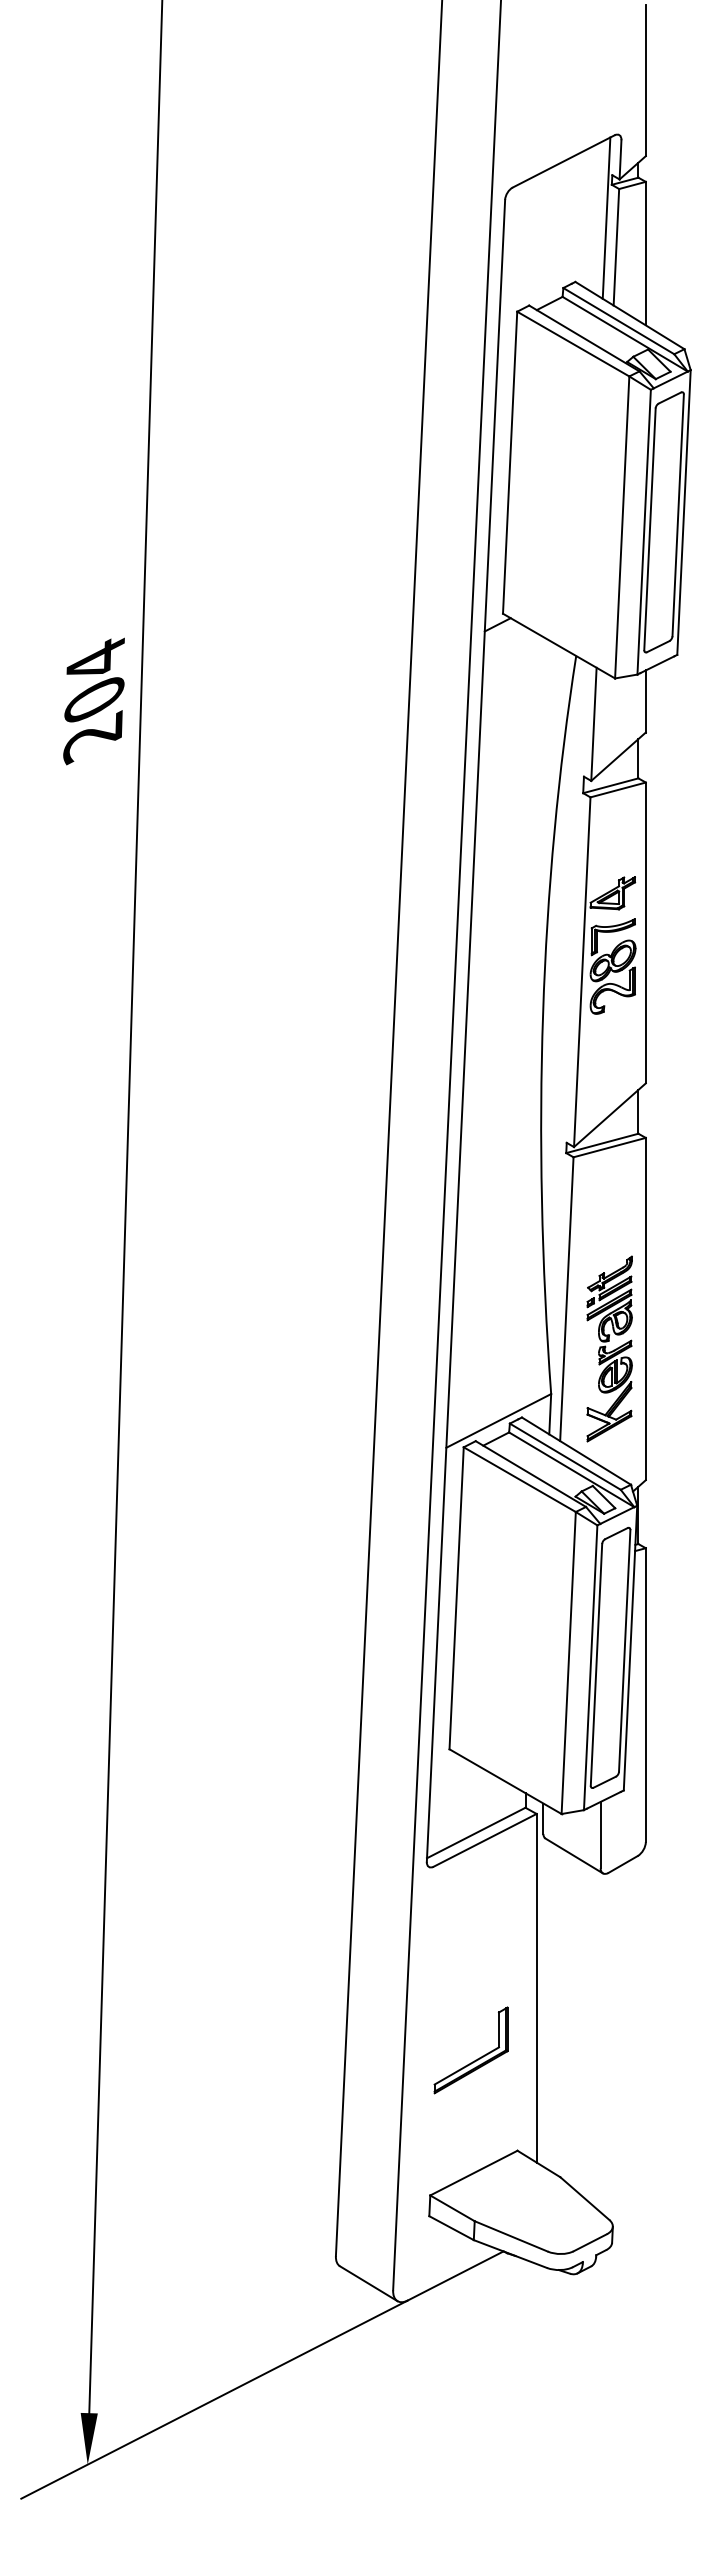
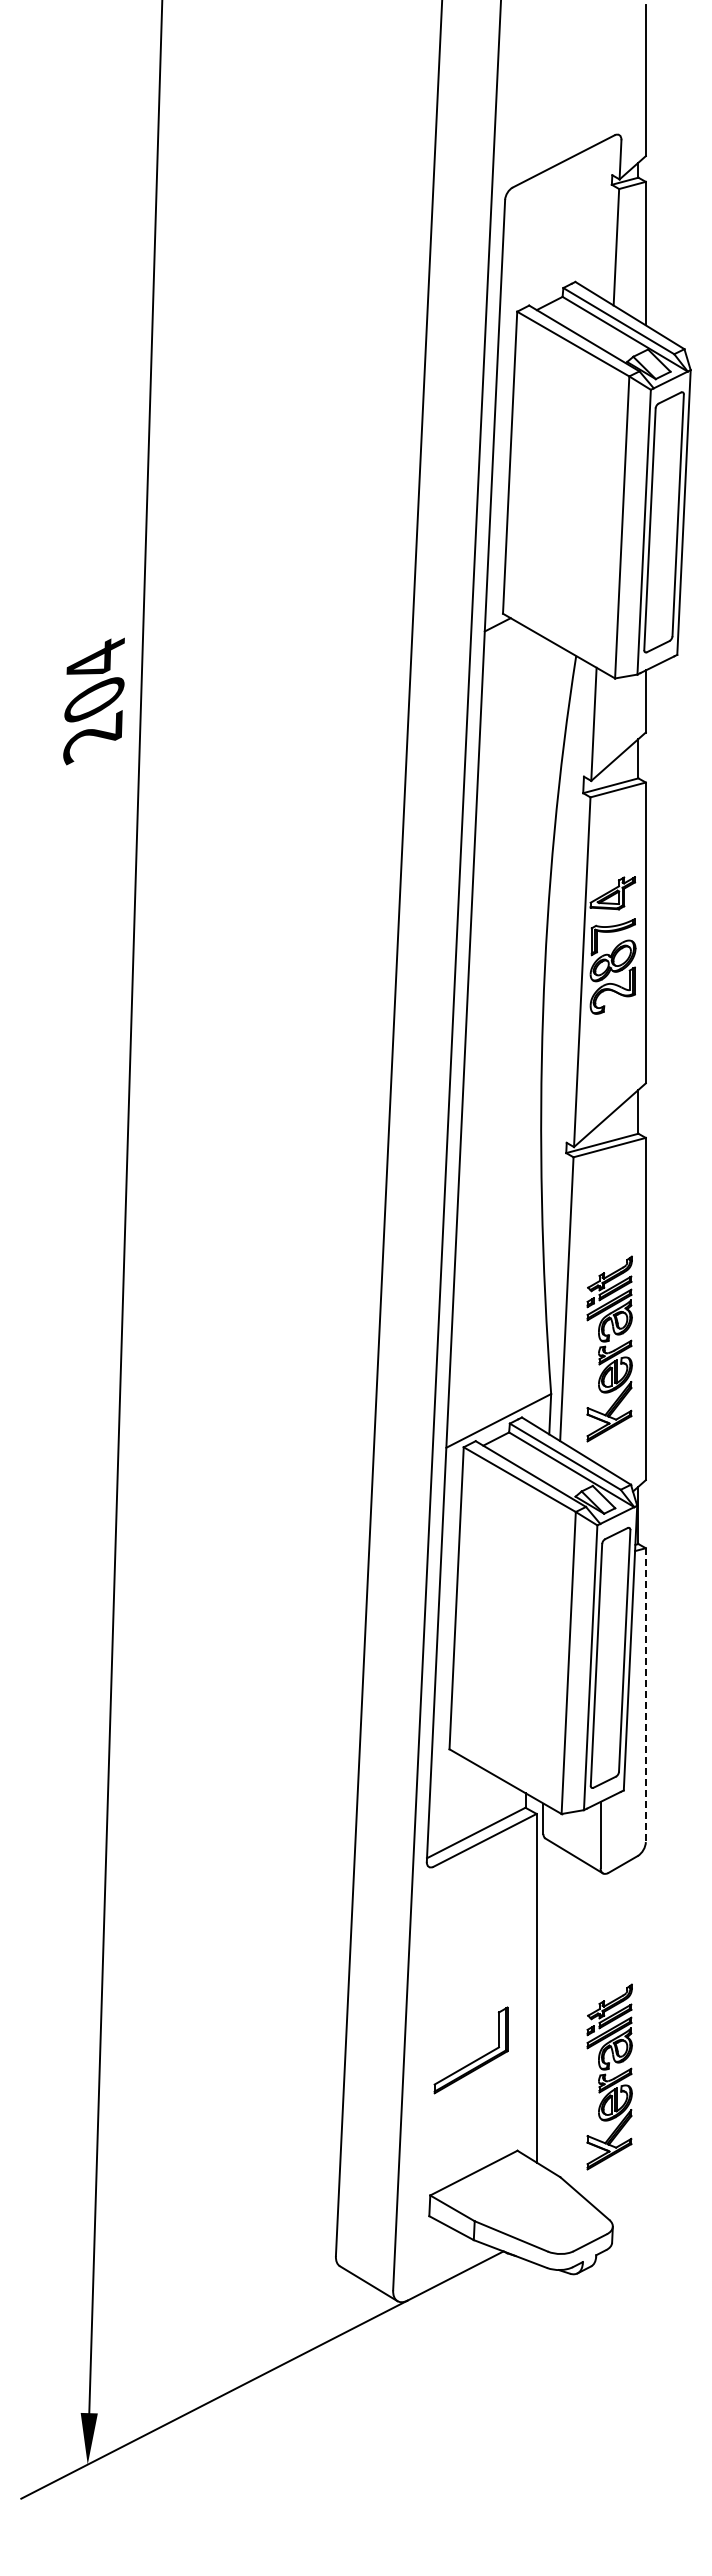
line: present -> none (606, 217)
line: solid -> dashed (645, 1695)
part: none -> present (609, 2076)
